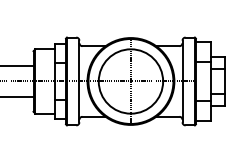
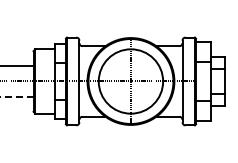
line: solid -> dashed (16, 97)
